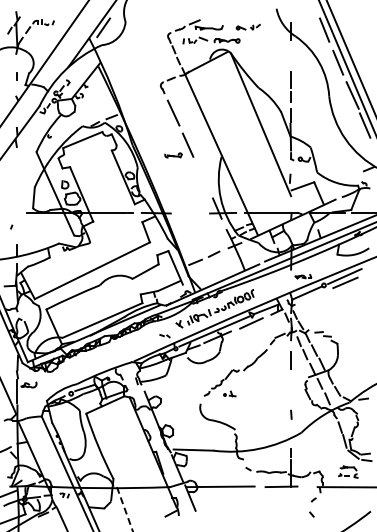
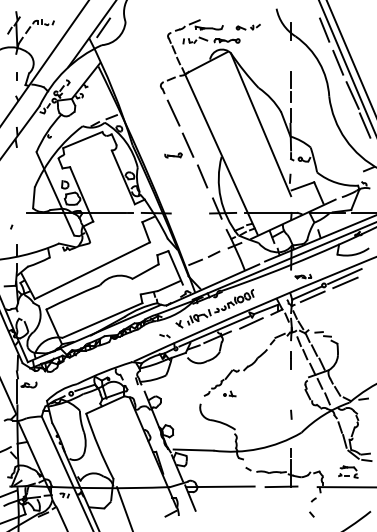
line: none -> present (202, 176)
line: none -> present (312, 296)
line: dashed -> solid (125, 509)
